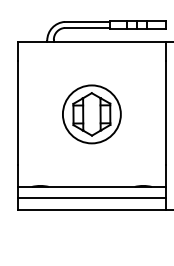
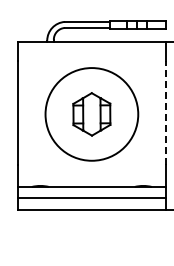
line: solid -> dashed (165, 112)
circle diameter: 58 px -> 93 px (91, 114)
